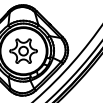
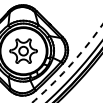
arc: solid -> dashed (70, 65)
